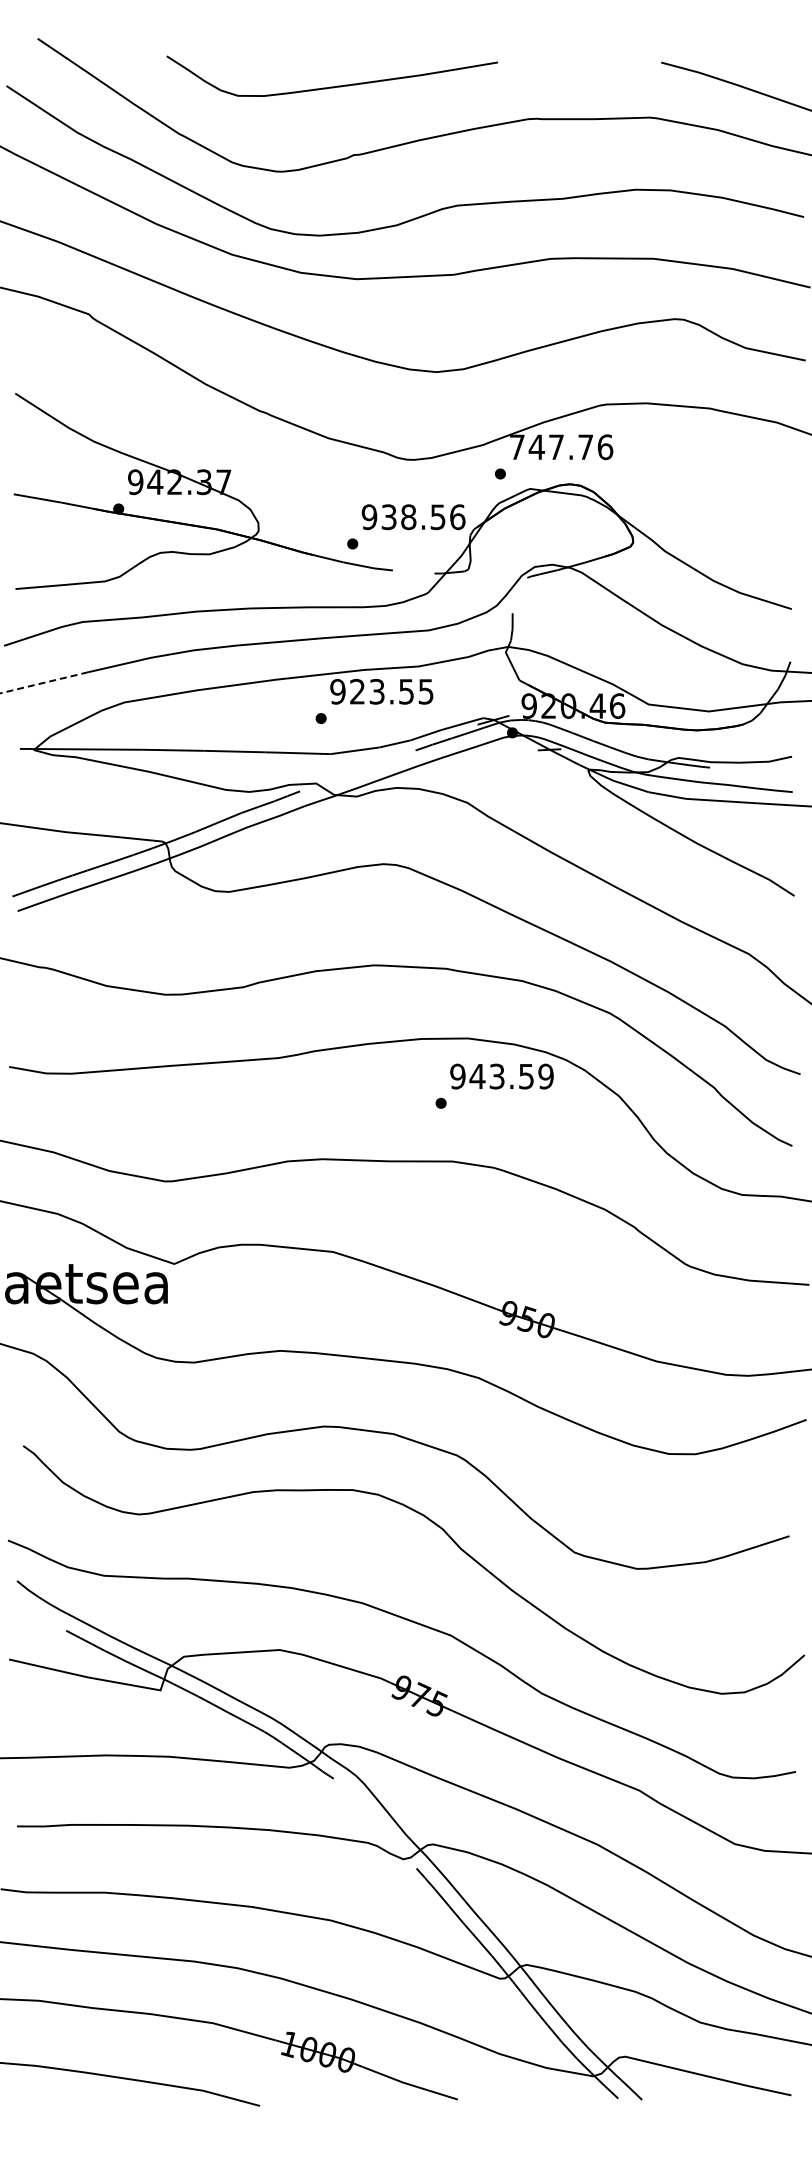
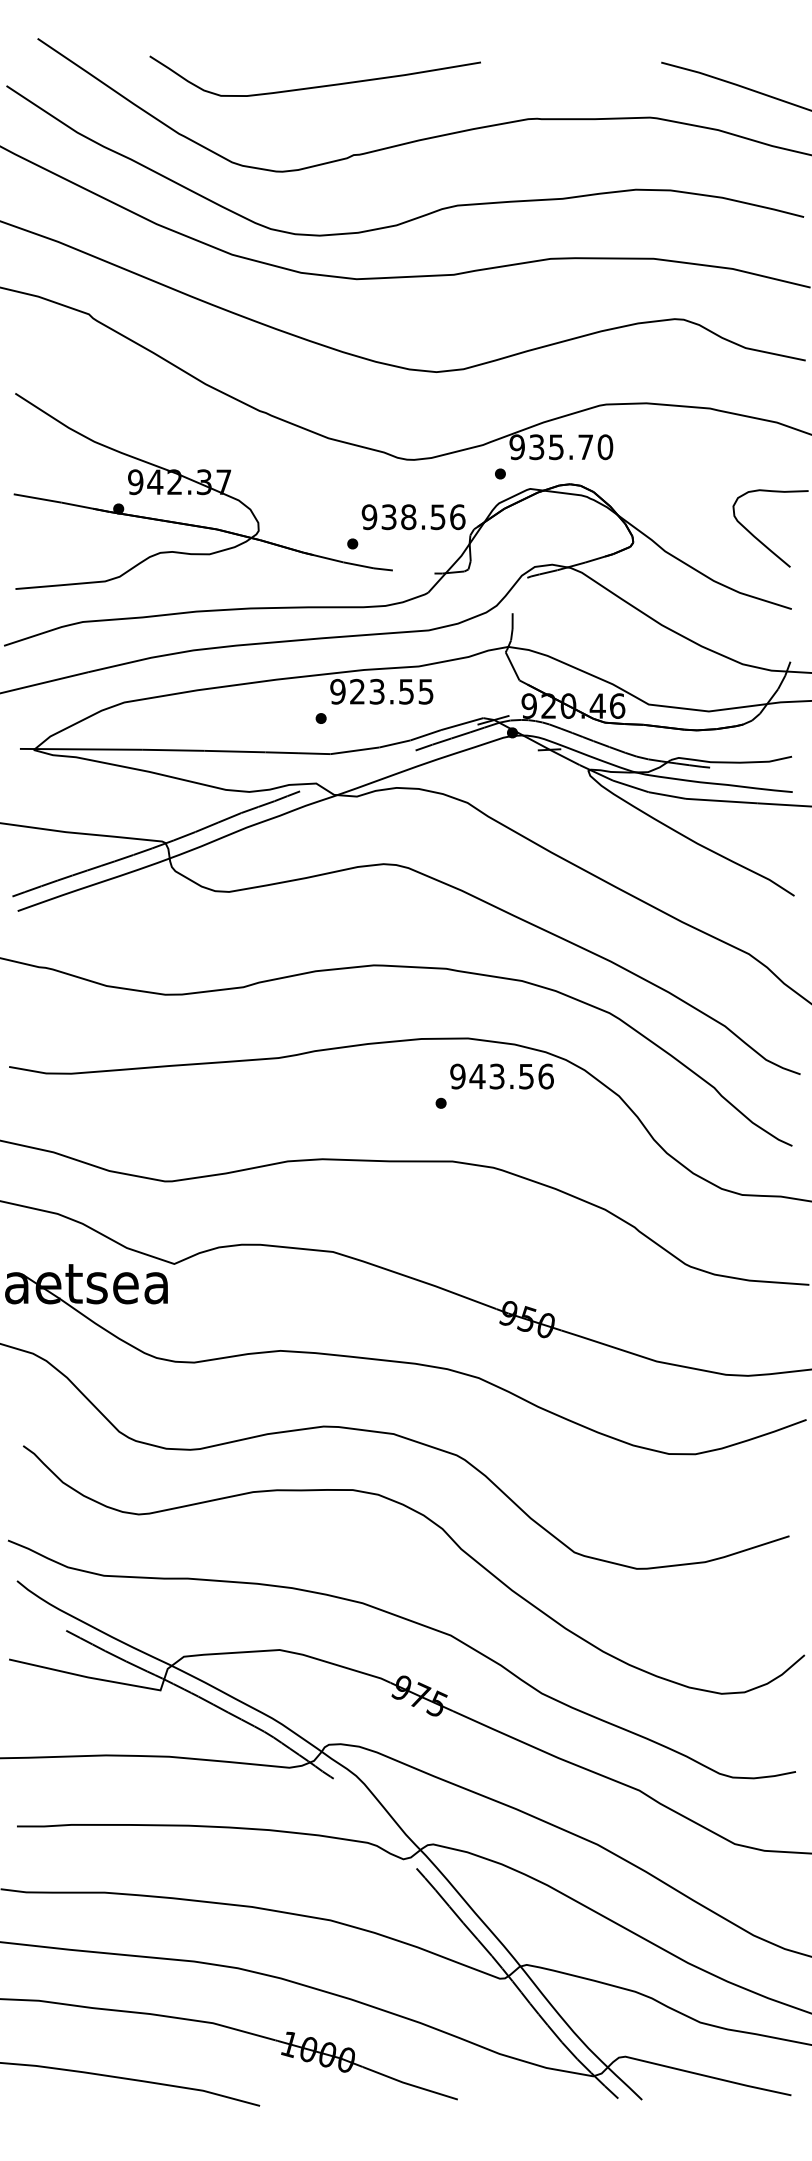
curve position: (331, 86) -> (314, 86) (314, 86)
text: 747.76 -> 935.70 (561, 447)
curve: none -> present (759, 539)
line: dashed -> solid (43, 682)
text: 943.59 -> 943.56 (545, 1076)
